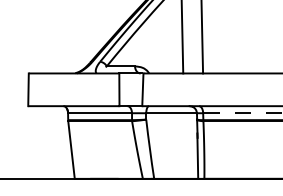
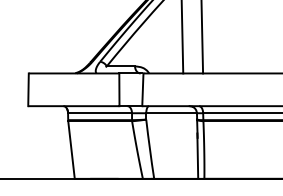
line: dashed -> solid (242, 113)
